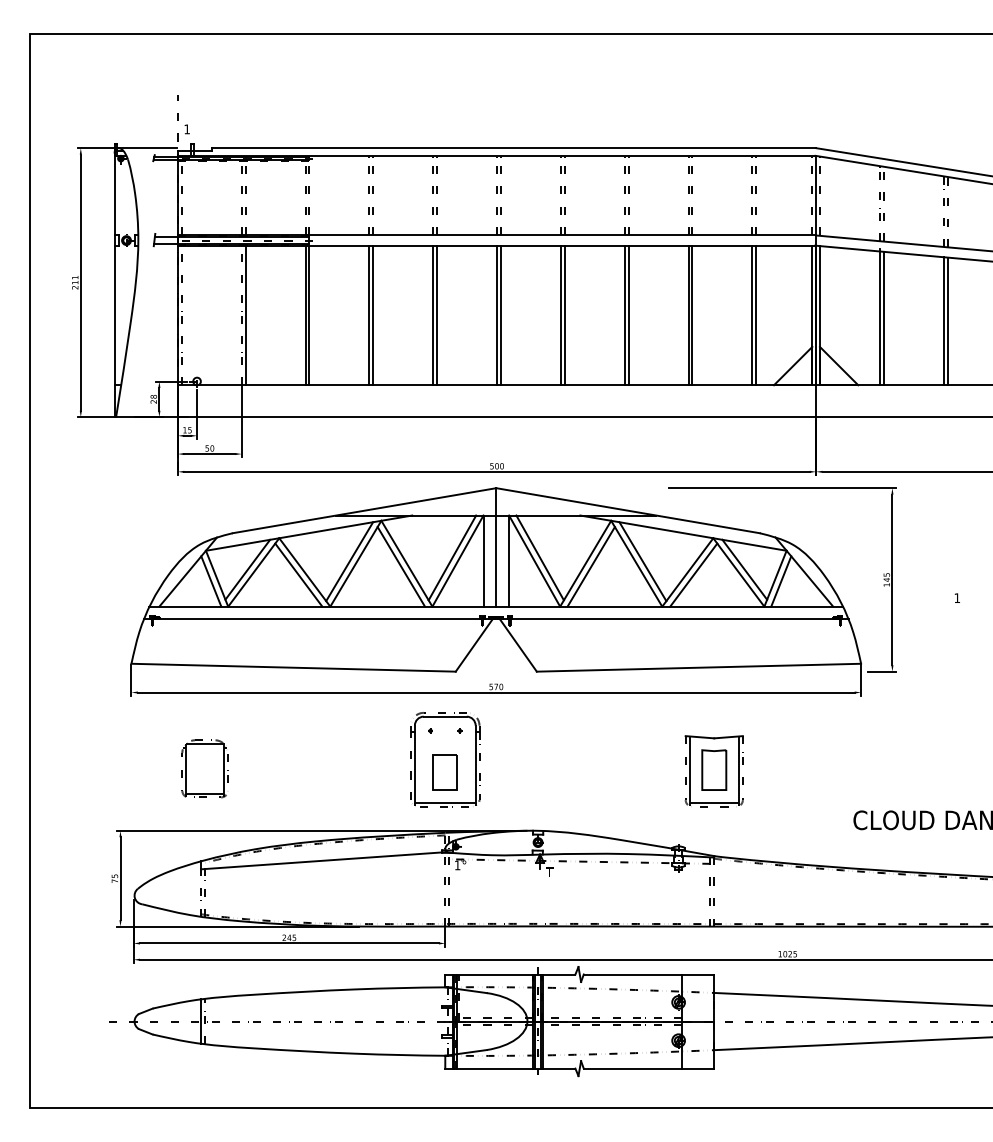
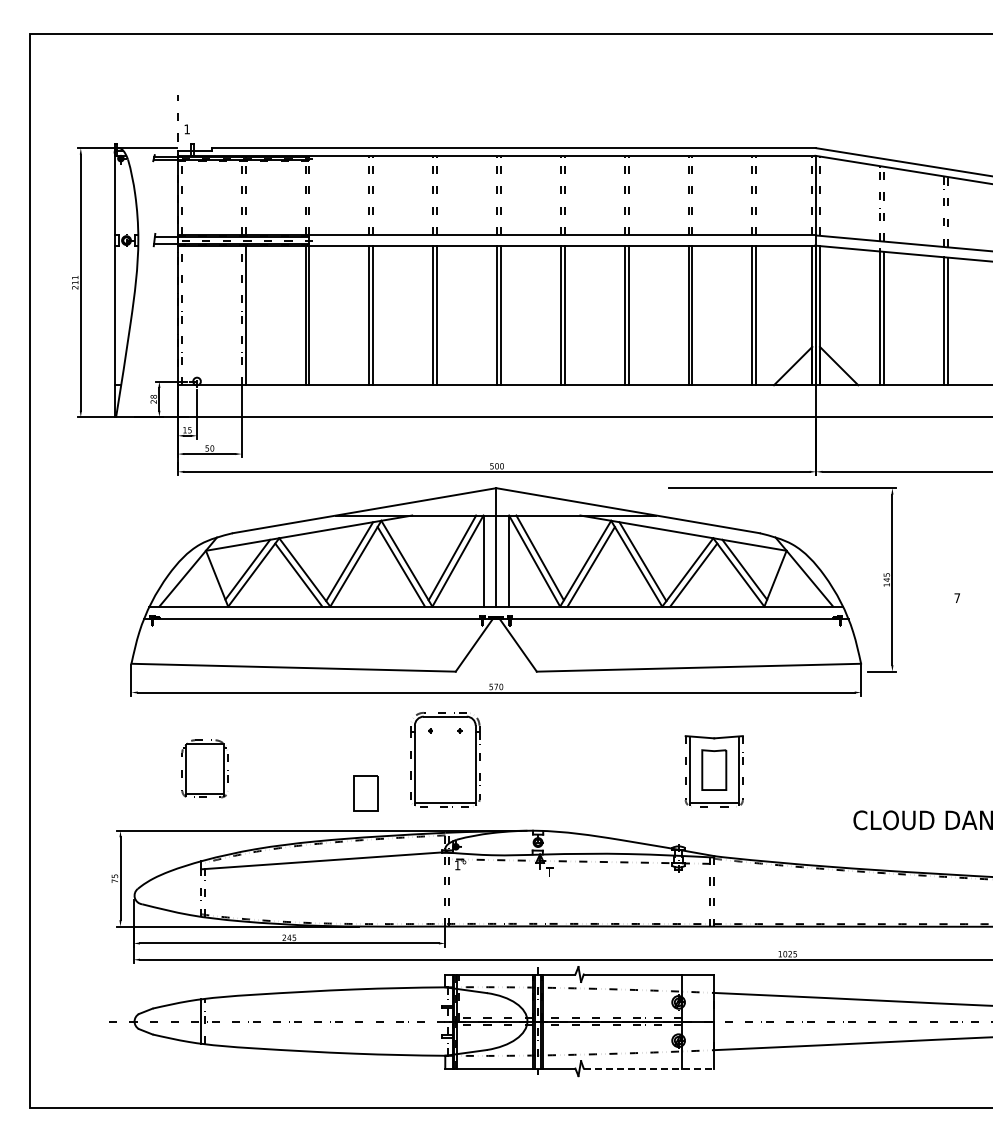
line: present -> none (211, 581)
line: present -> none (781, 581)
text: 1 -> 7 (957, 597)
part position: (444, 772) -> (365, 793) (365, 793)
line: solid -> dashed (649, 1068)
